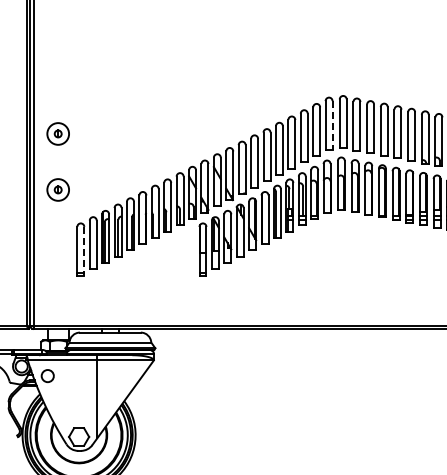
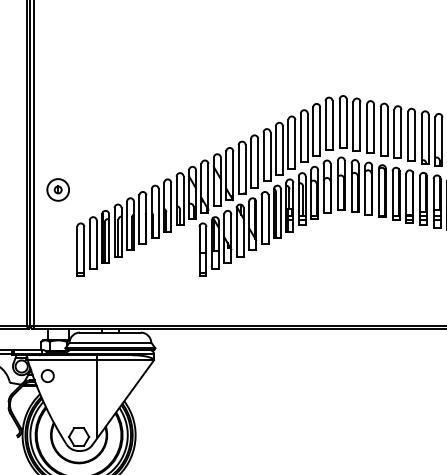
line: dashed -> solid (332, 125)
part: present -> none (57, 133)
line: dashed -> solid (84, 251)
